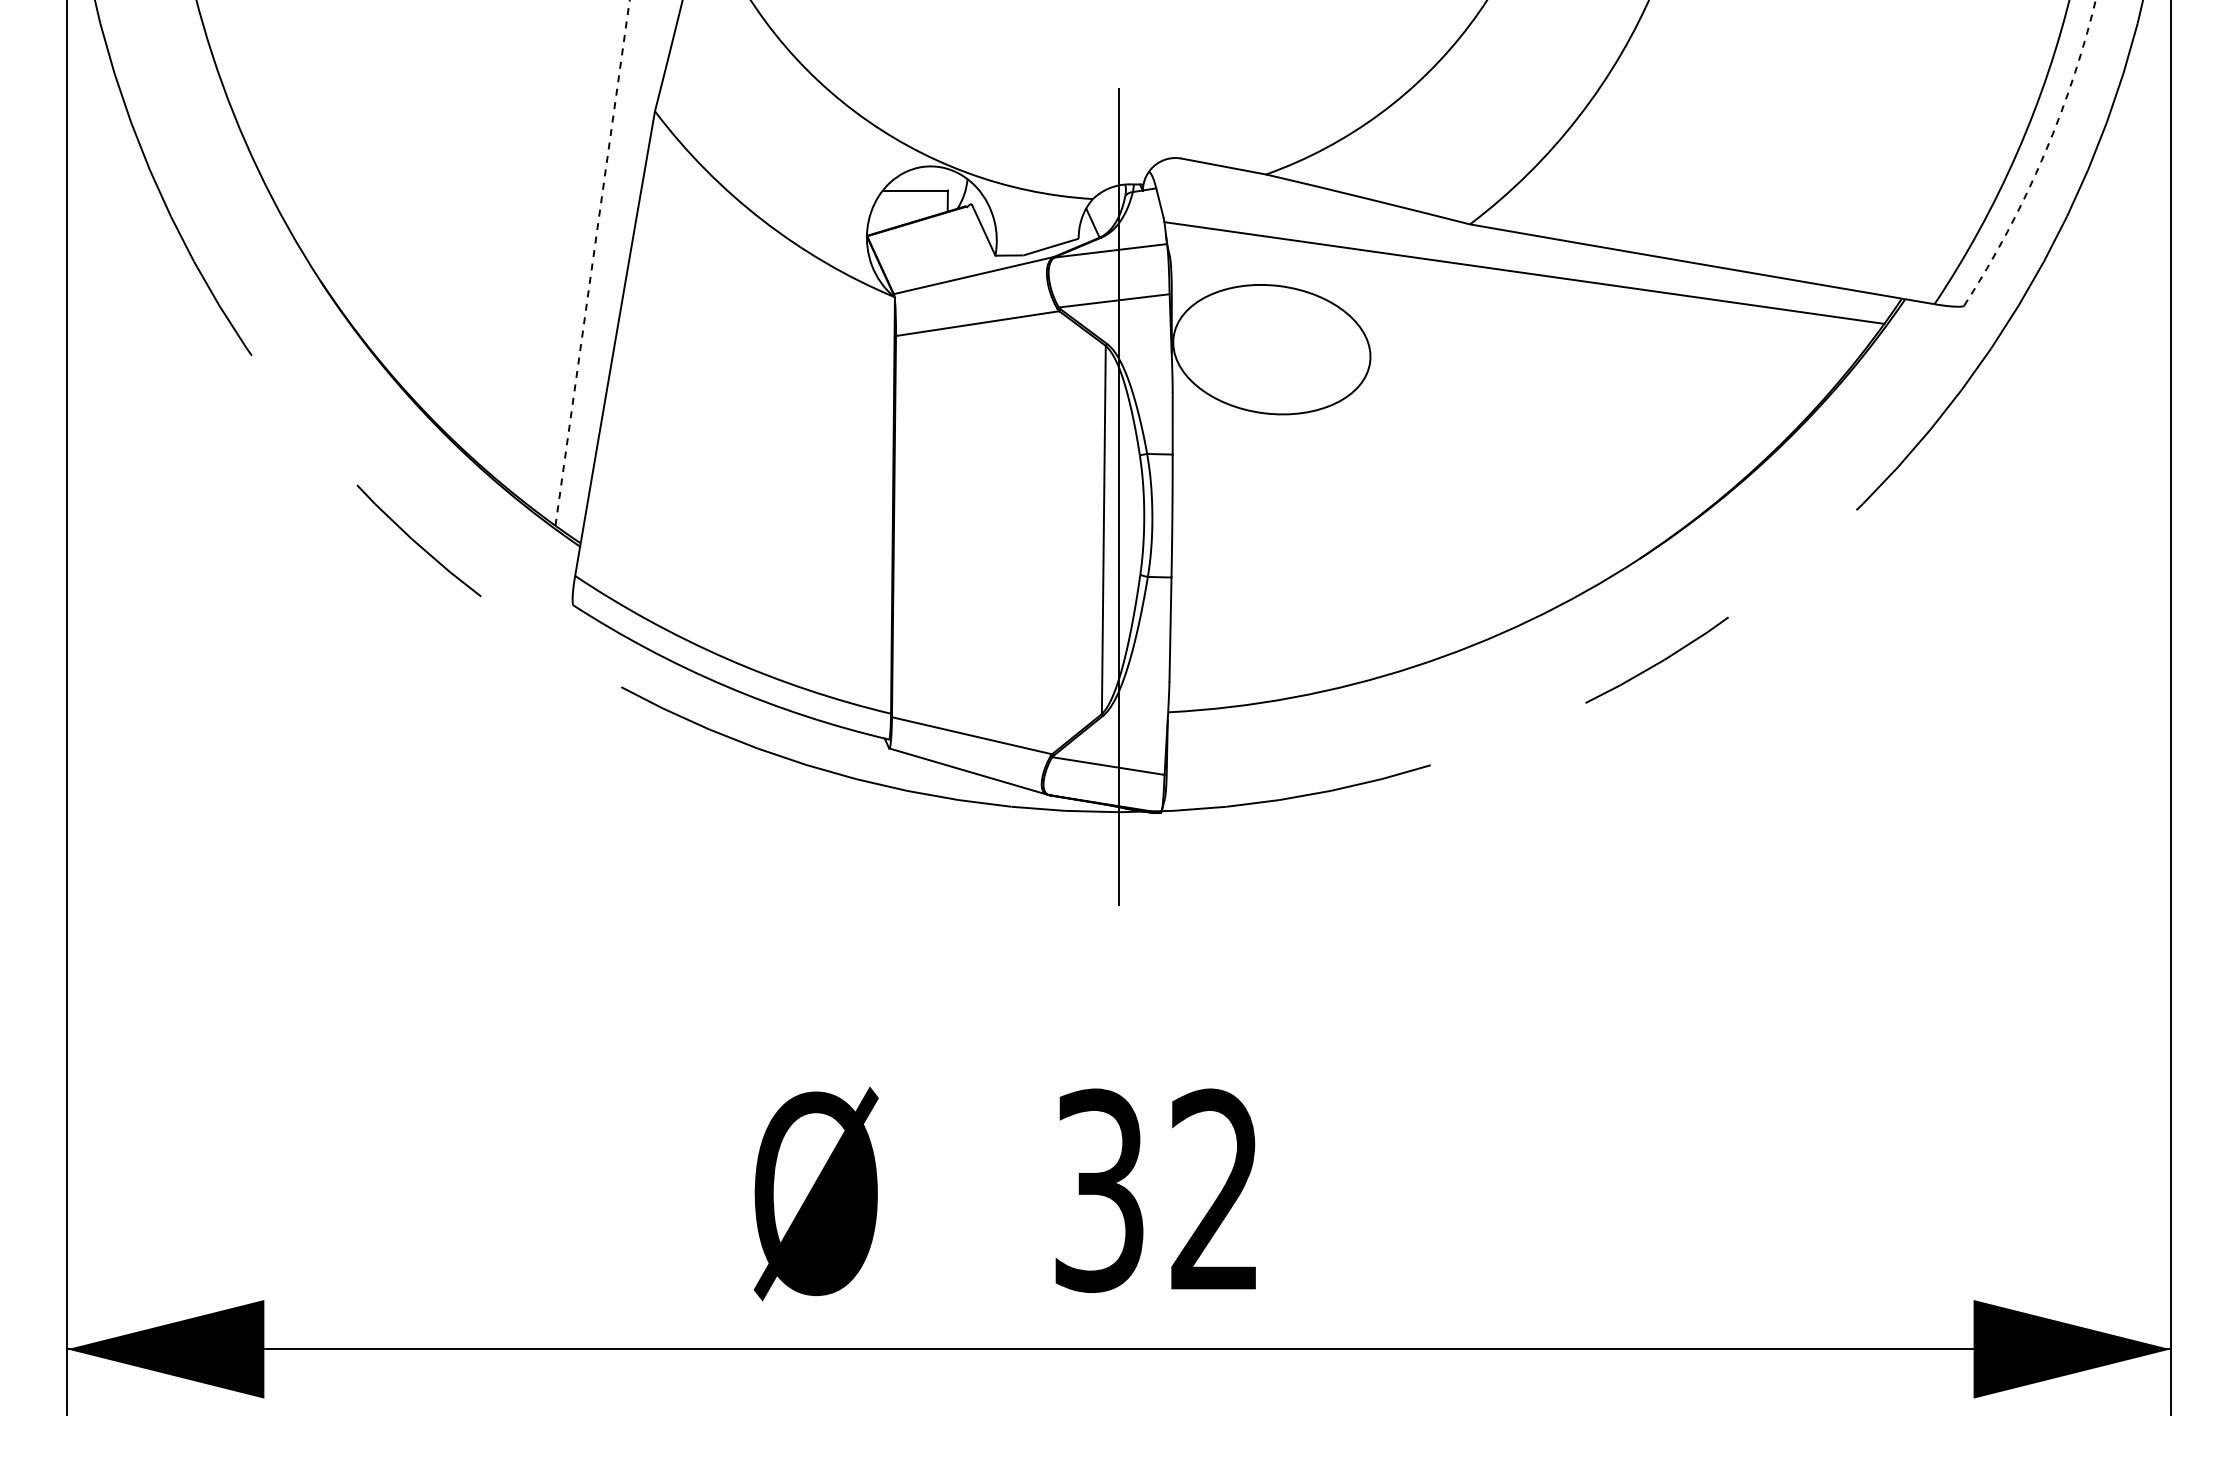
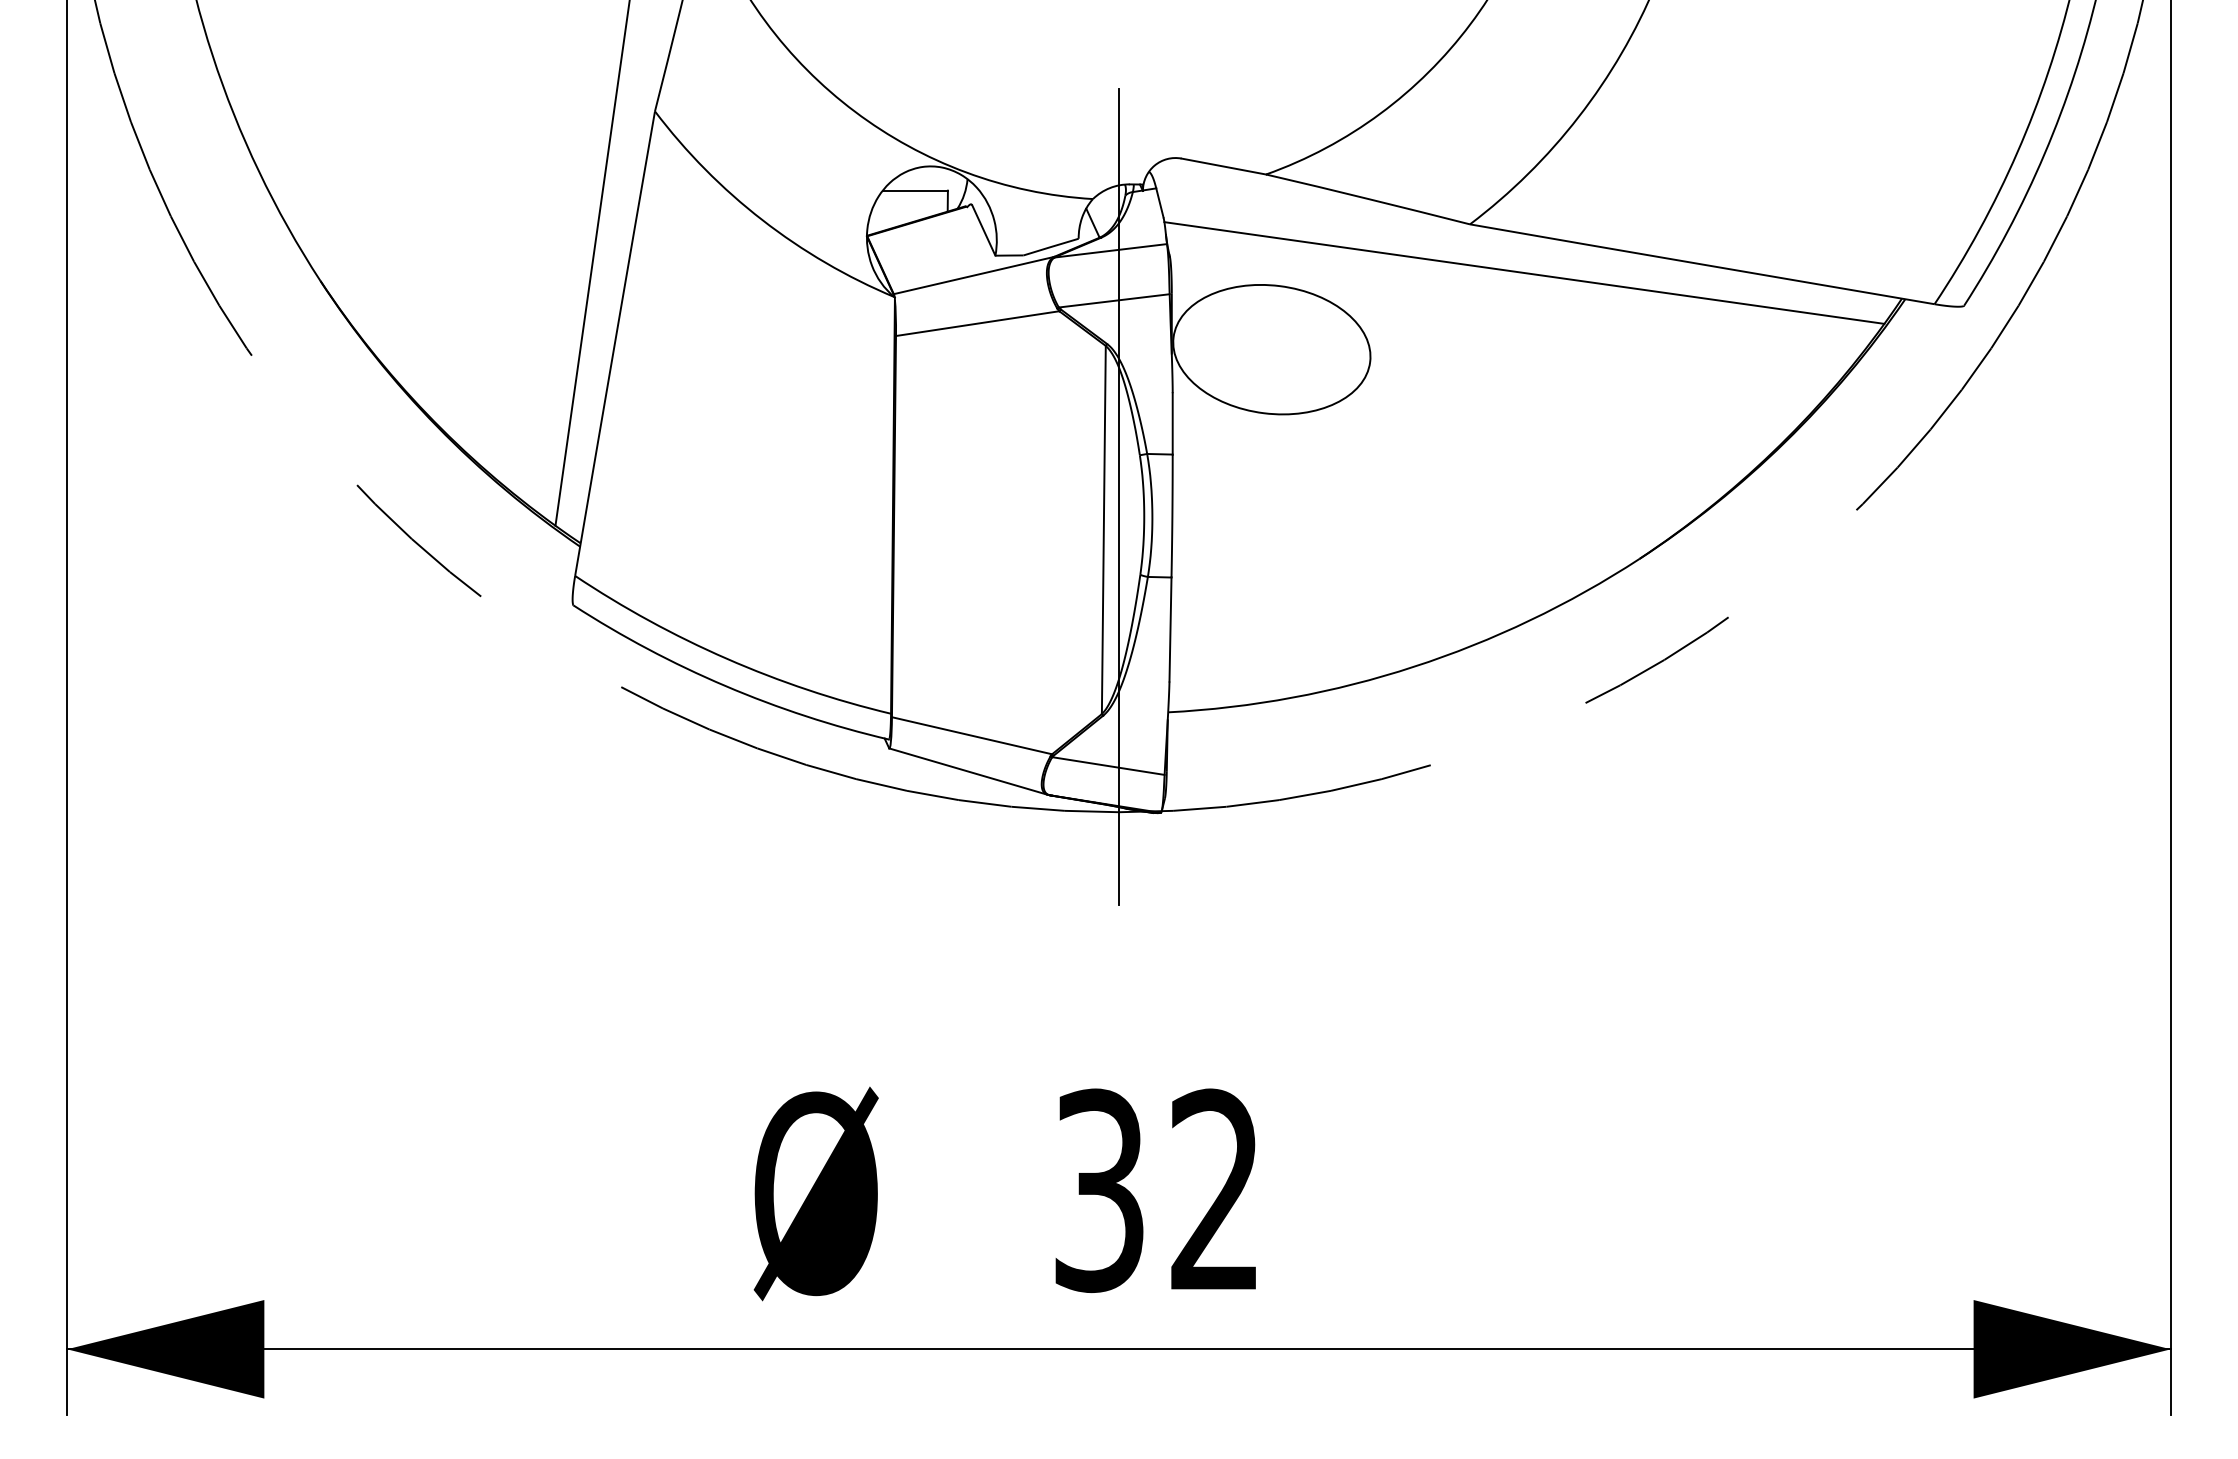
arc: dashed -> solid (2042, 158)
line: dashed -> solid (592, 262)
